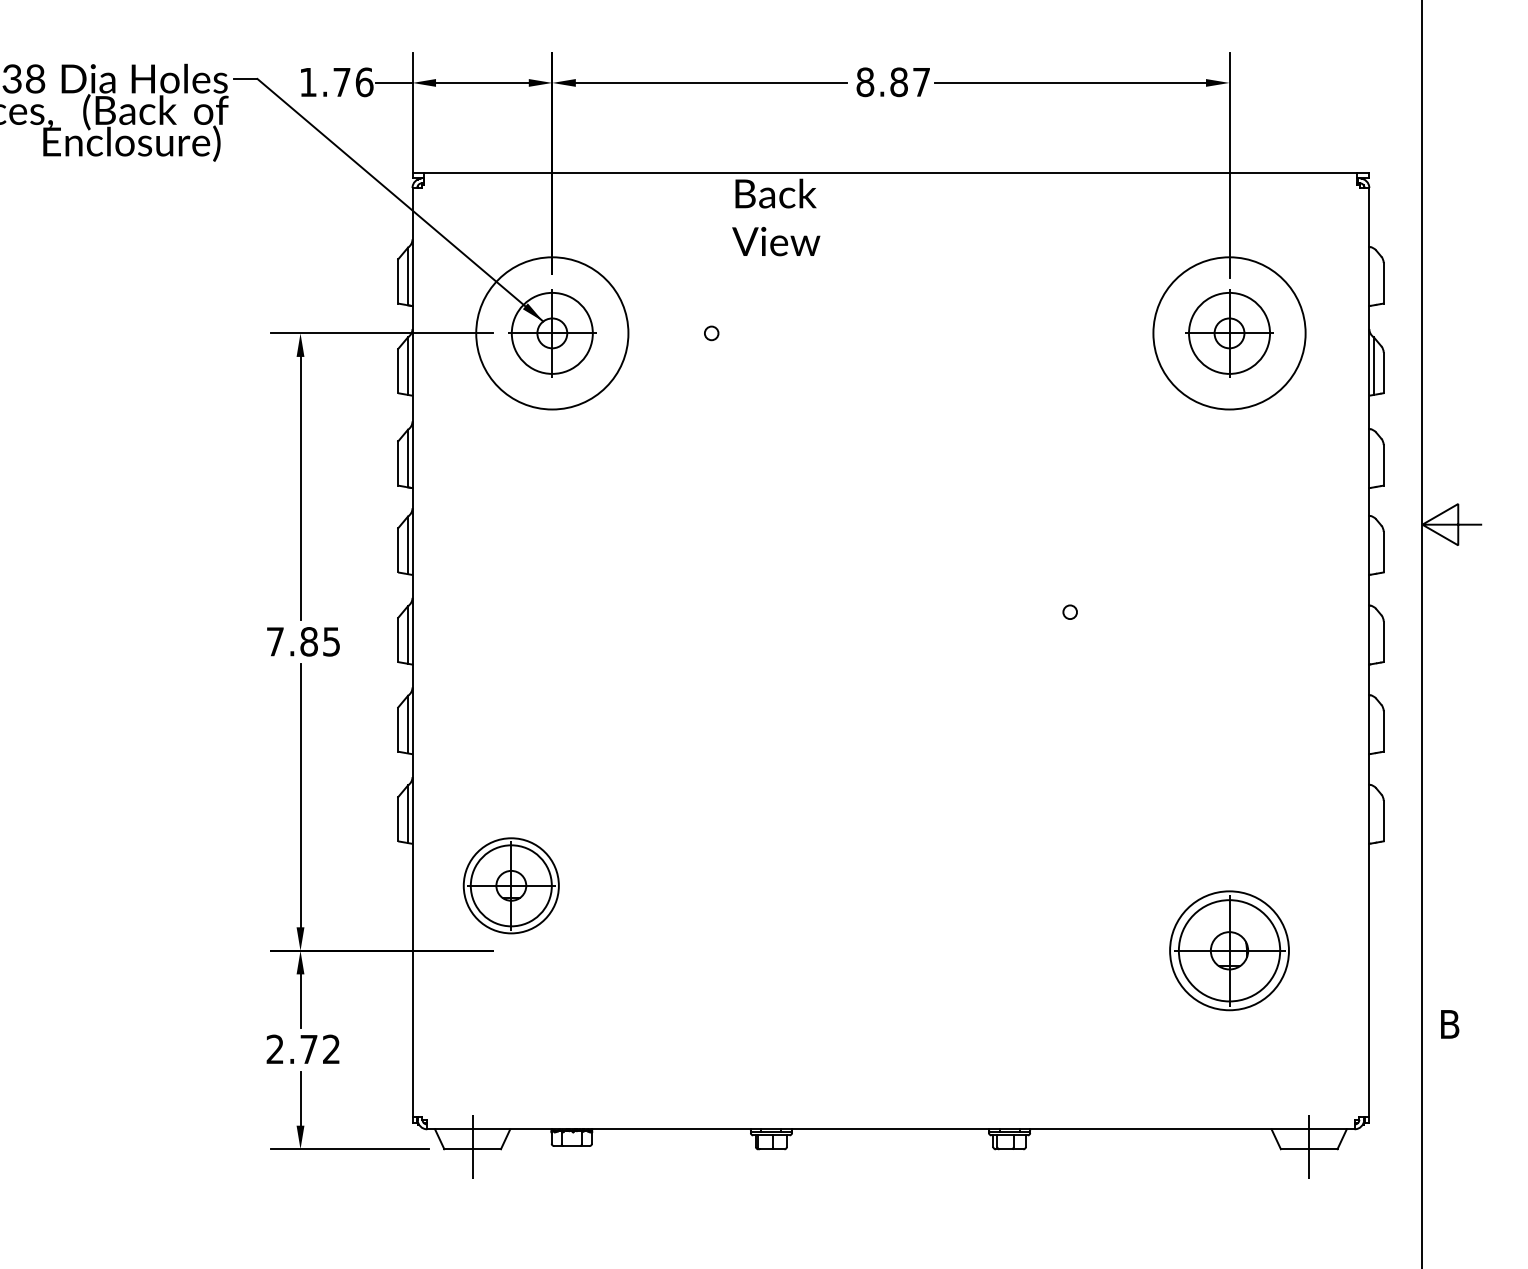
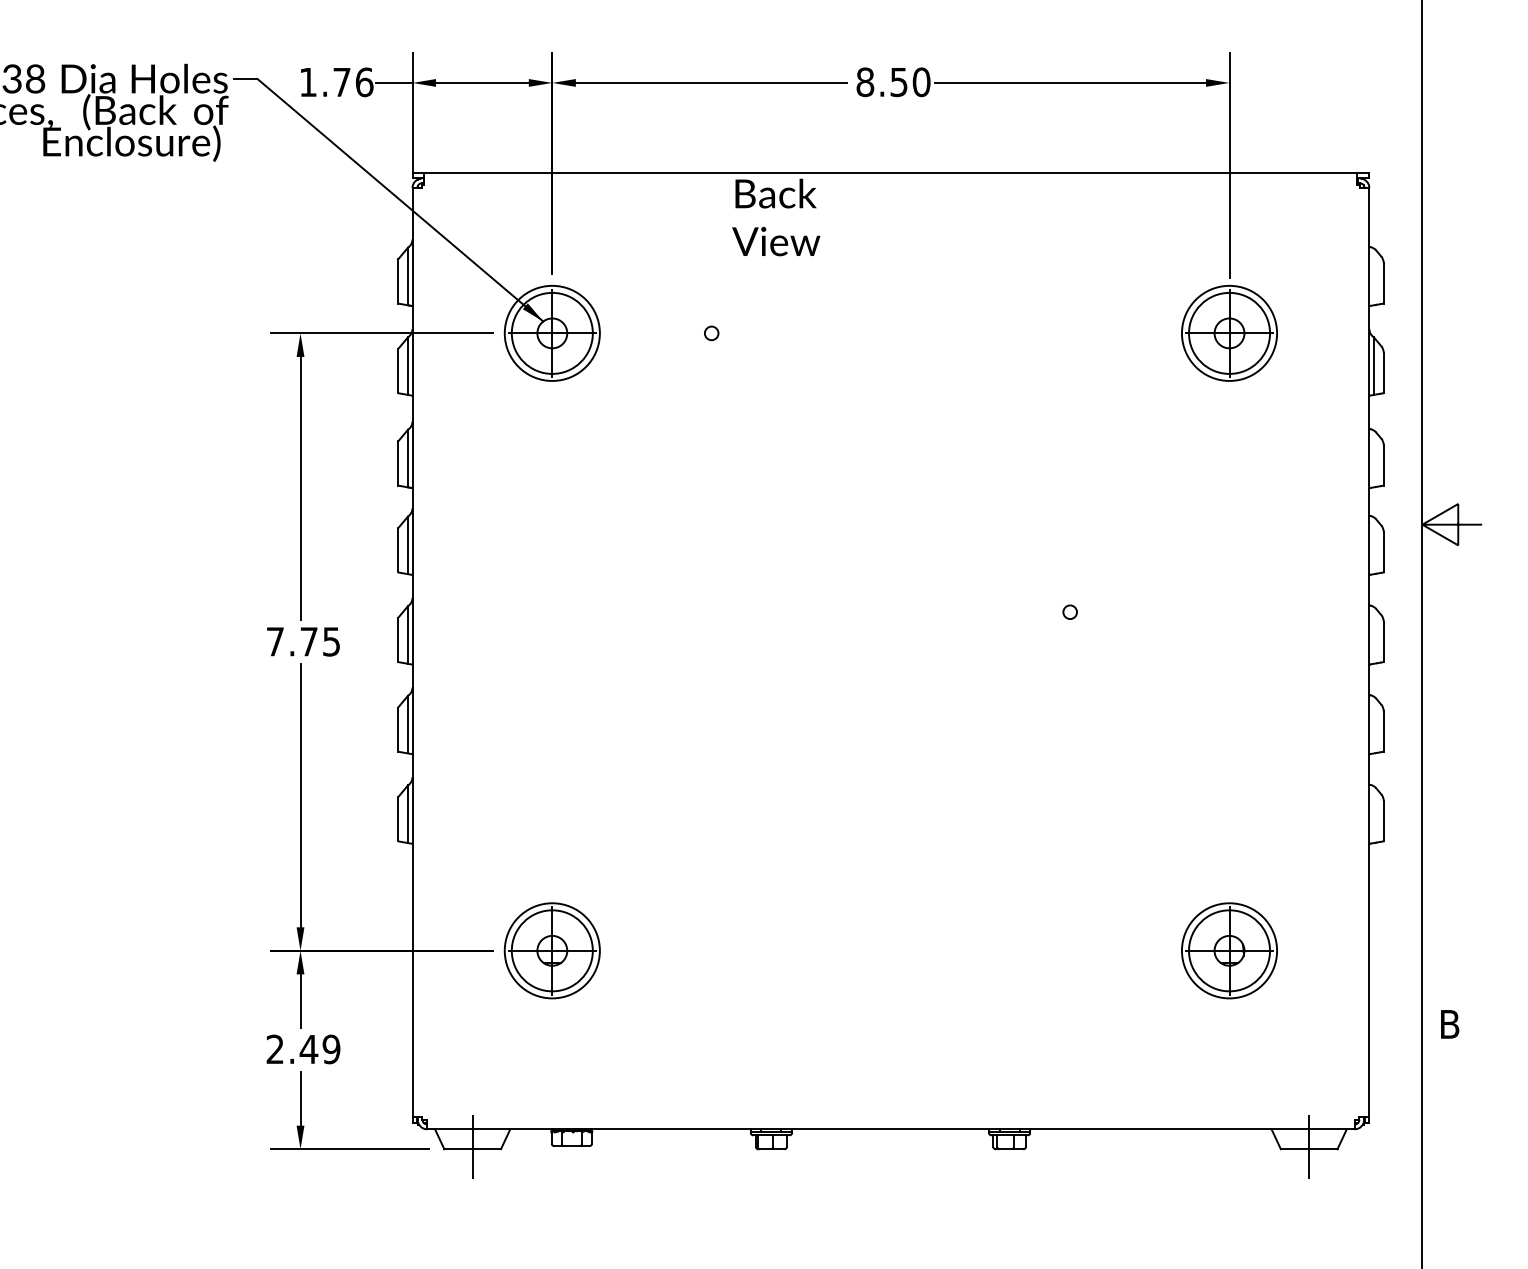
text: 8.87 -> 8.50 (910, 82)
circle diameter: 152 px -> 95 px (551, 332)
circle diameter: 152 px -> 95 px (1229, 332)
text: 7.85 -> 7.75 (308, 641)
part position: (510, 885) -> (551, 950) (551, 950)
part size: 121x122 px -> 97x98 px (1229, 950)
text: 2.72 -> 2.49 (319, 1049)
